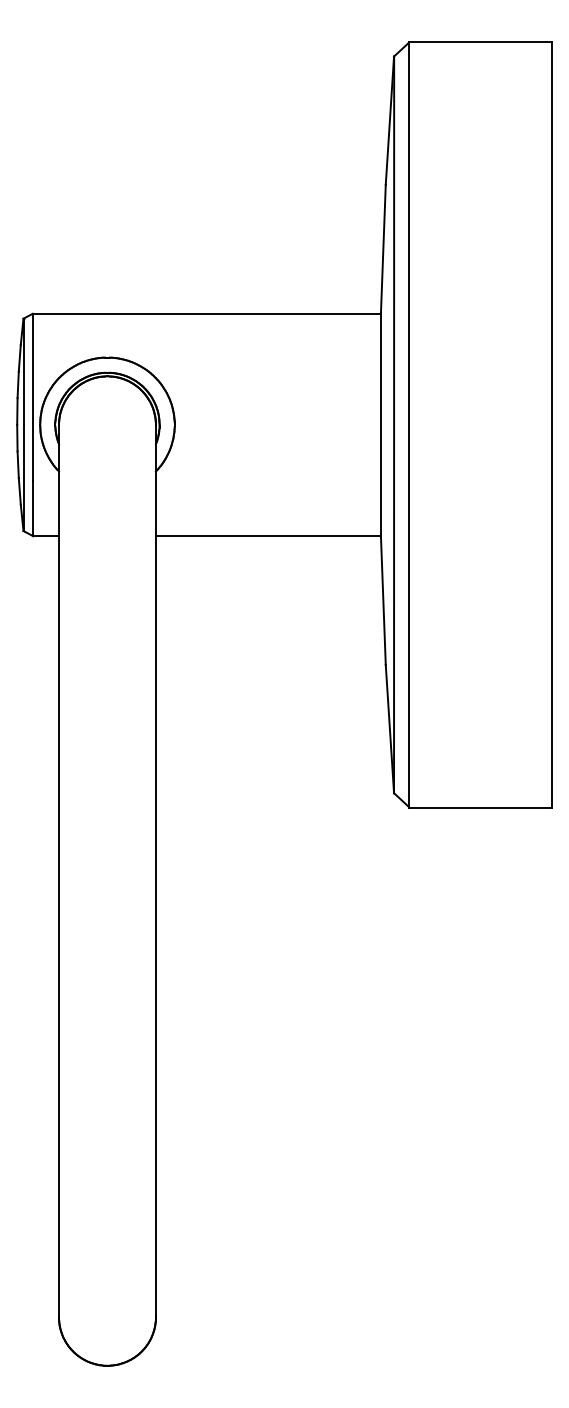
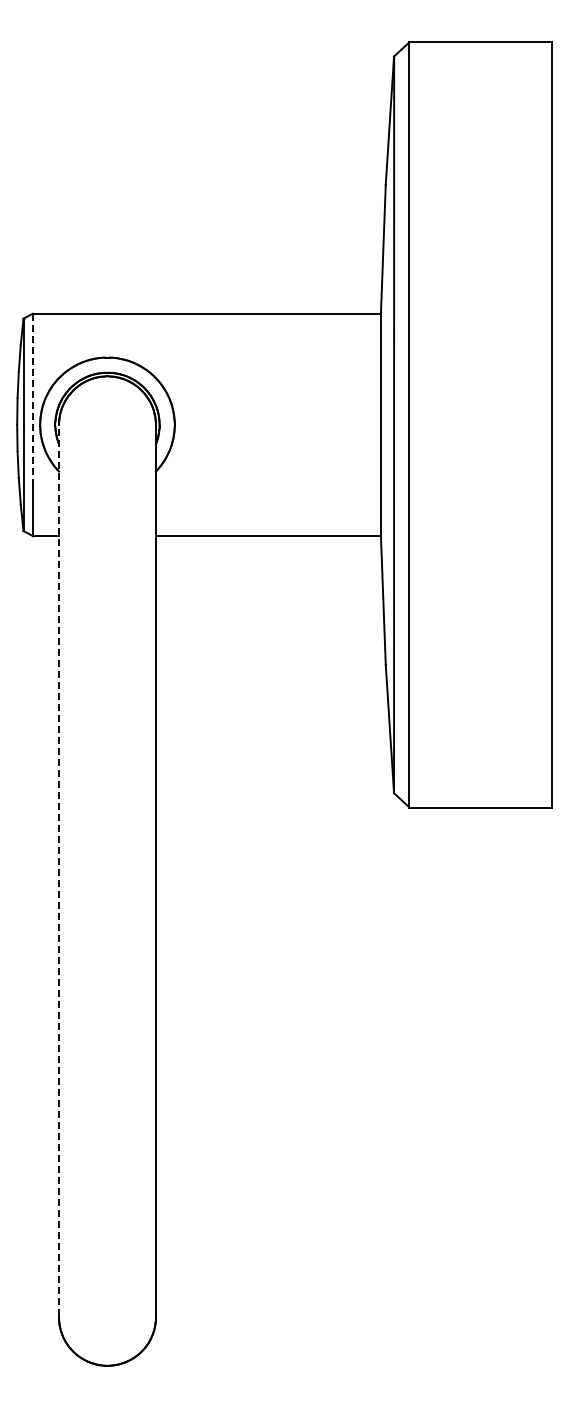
line: solid -> dashed (32, 397)
line: solid -> dashed (59, 870)
